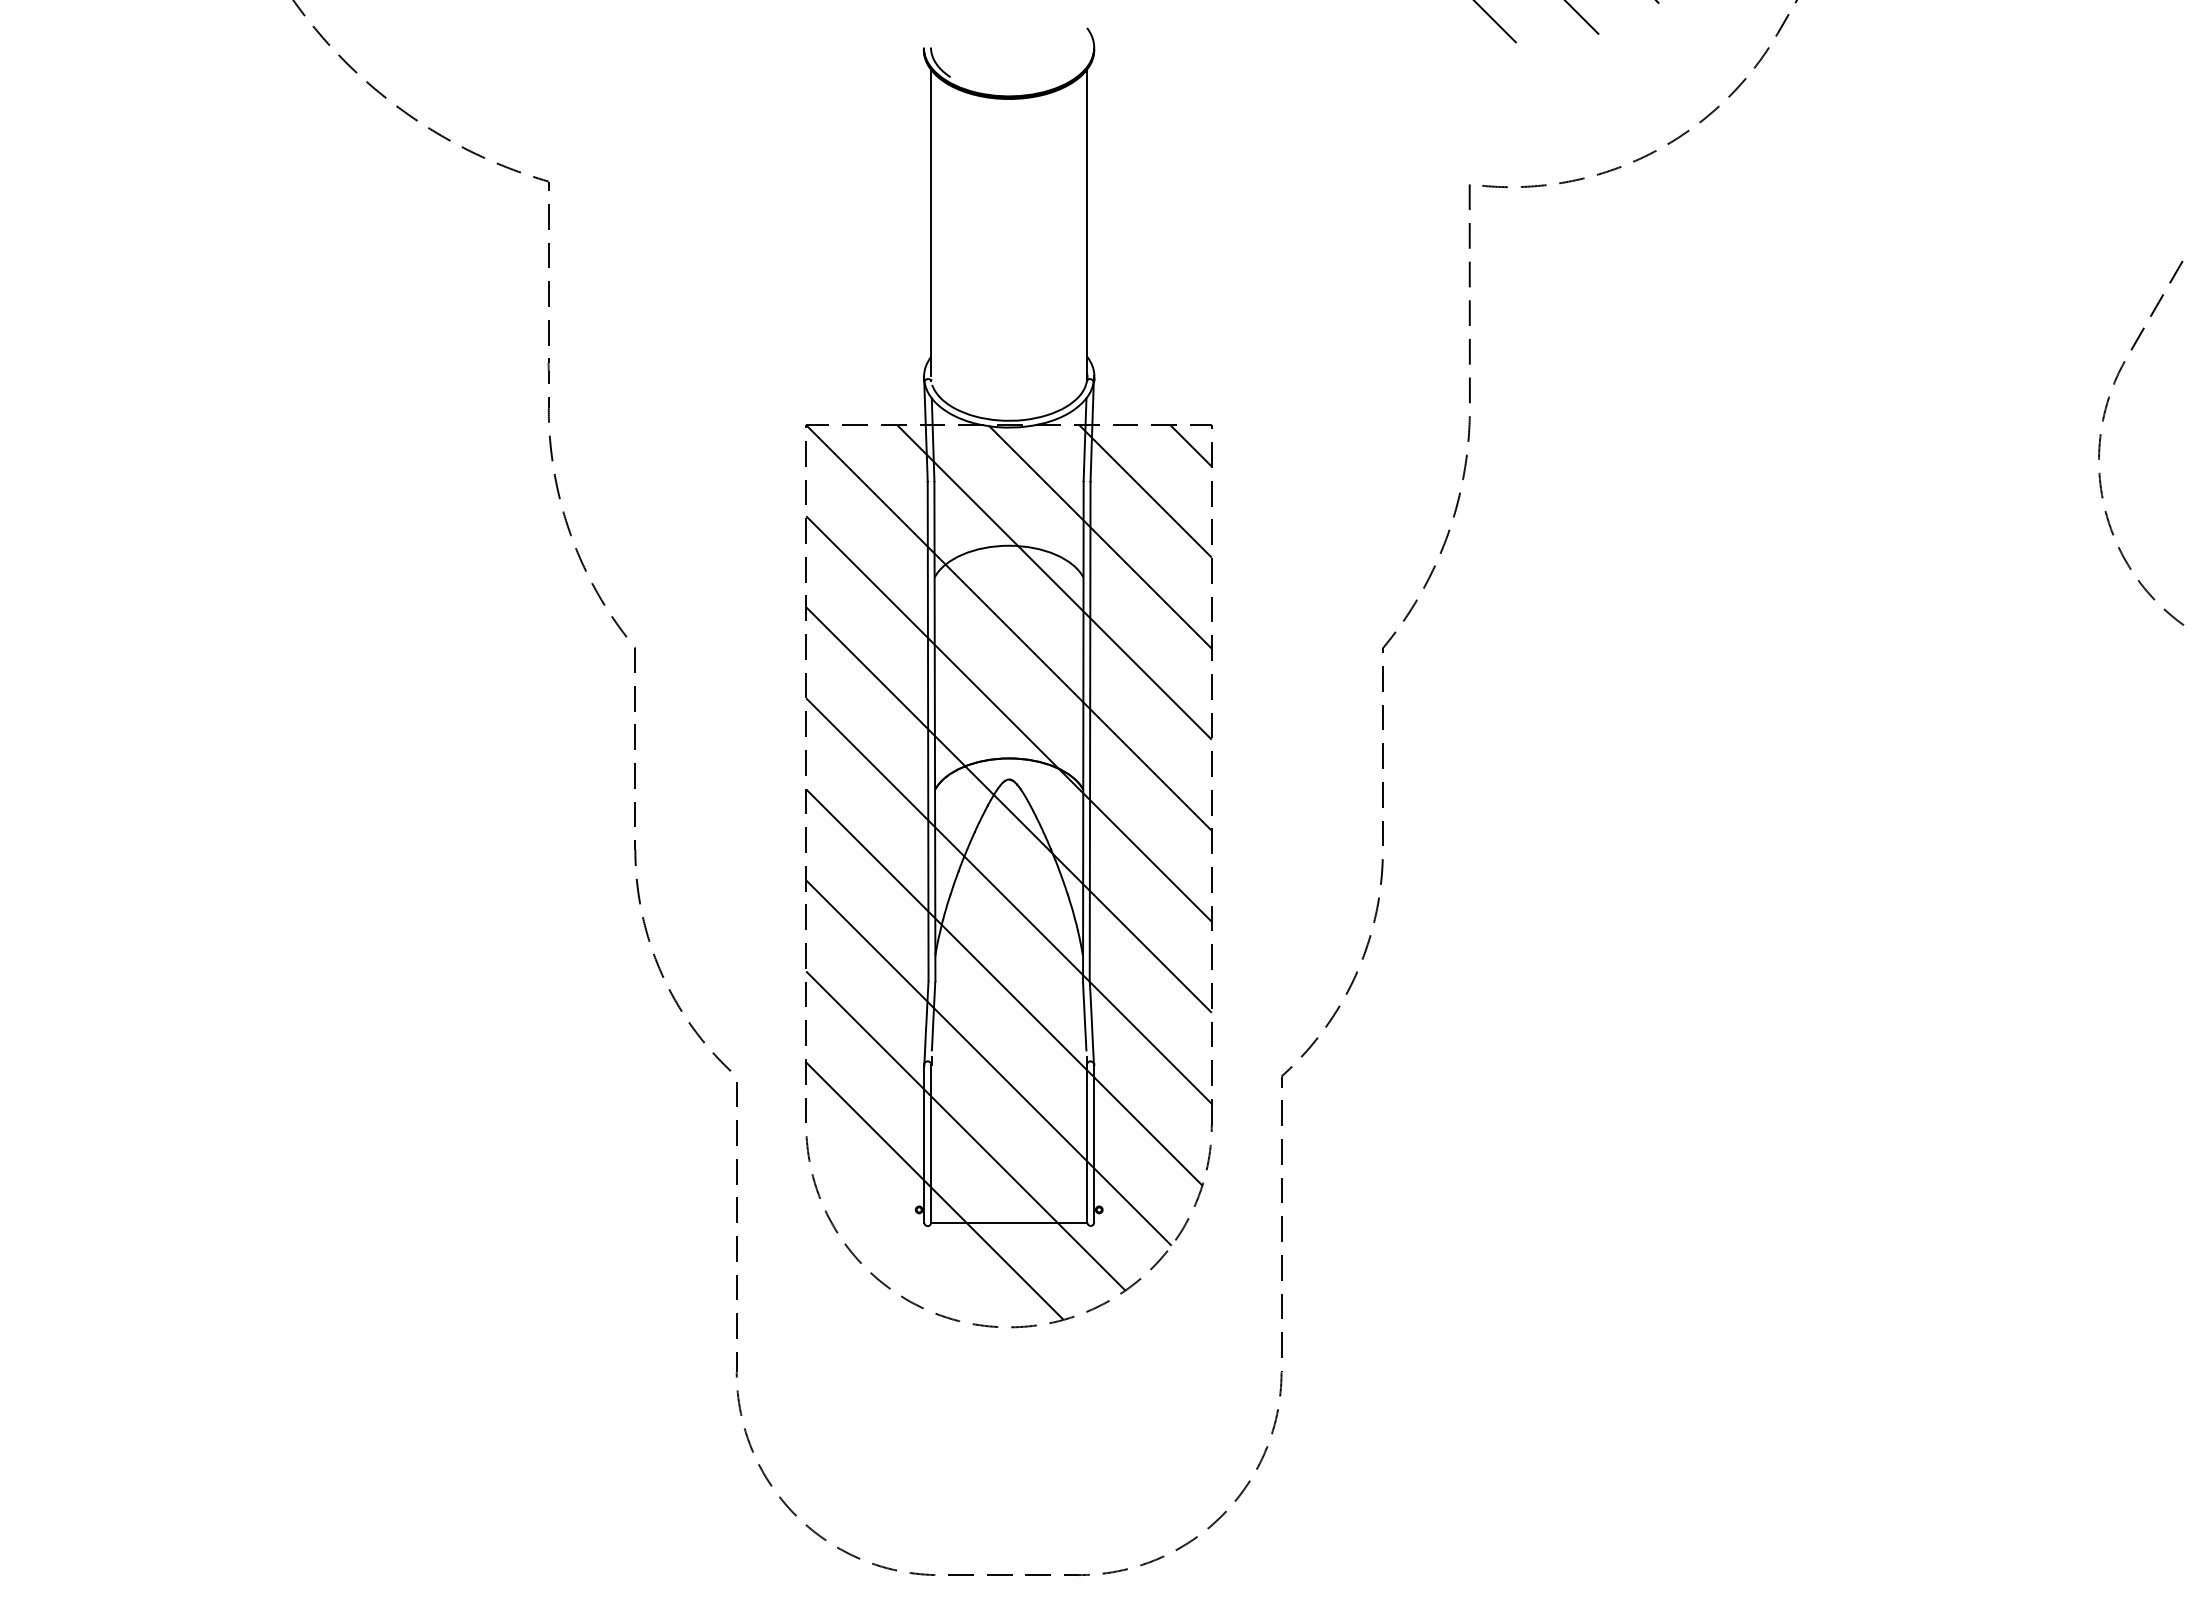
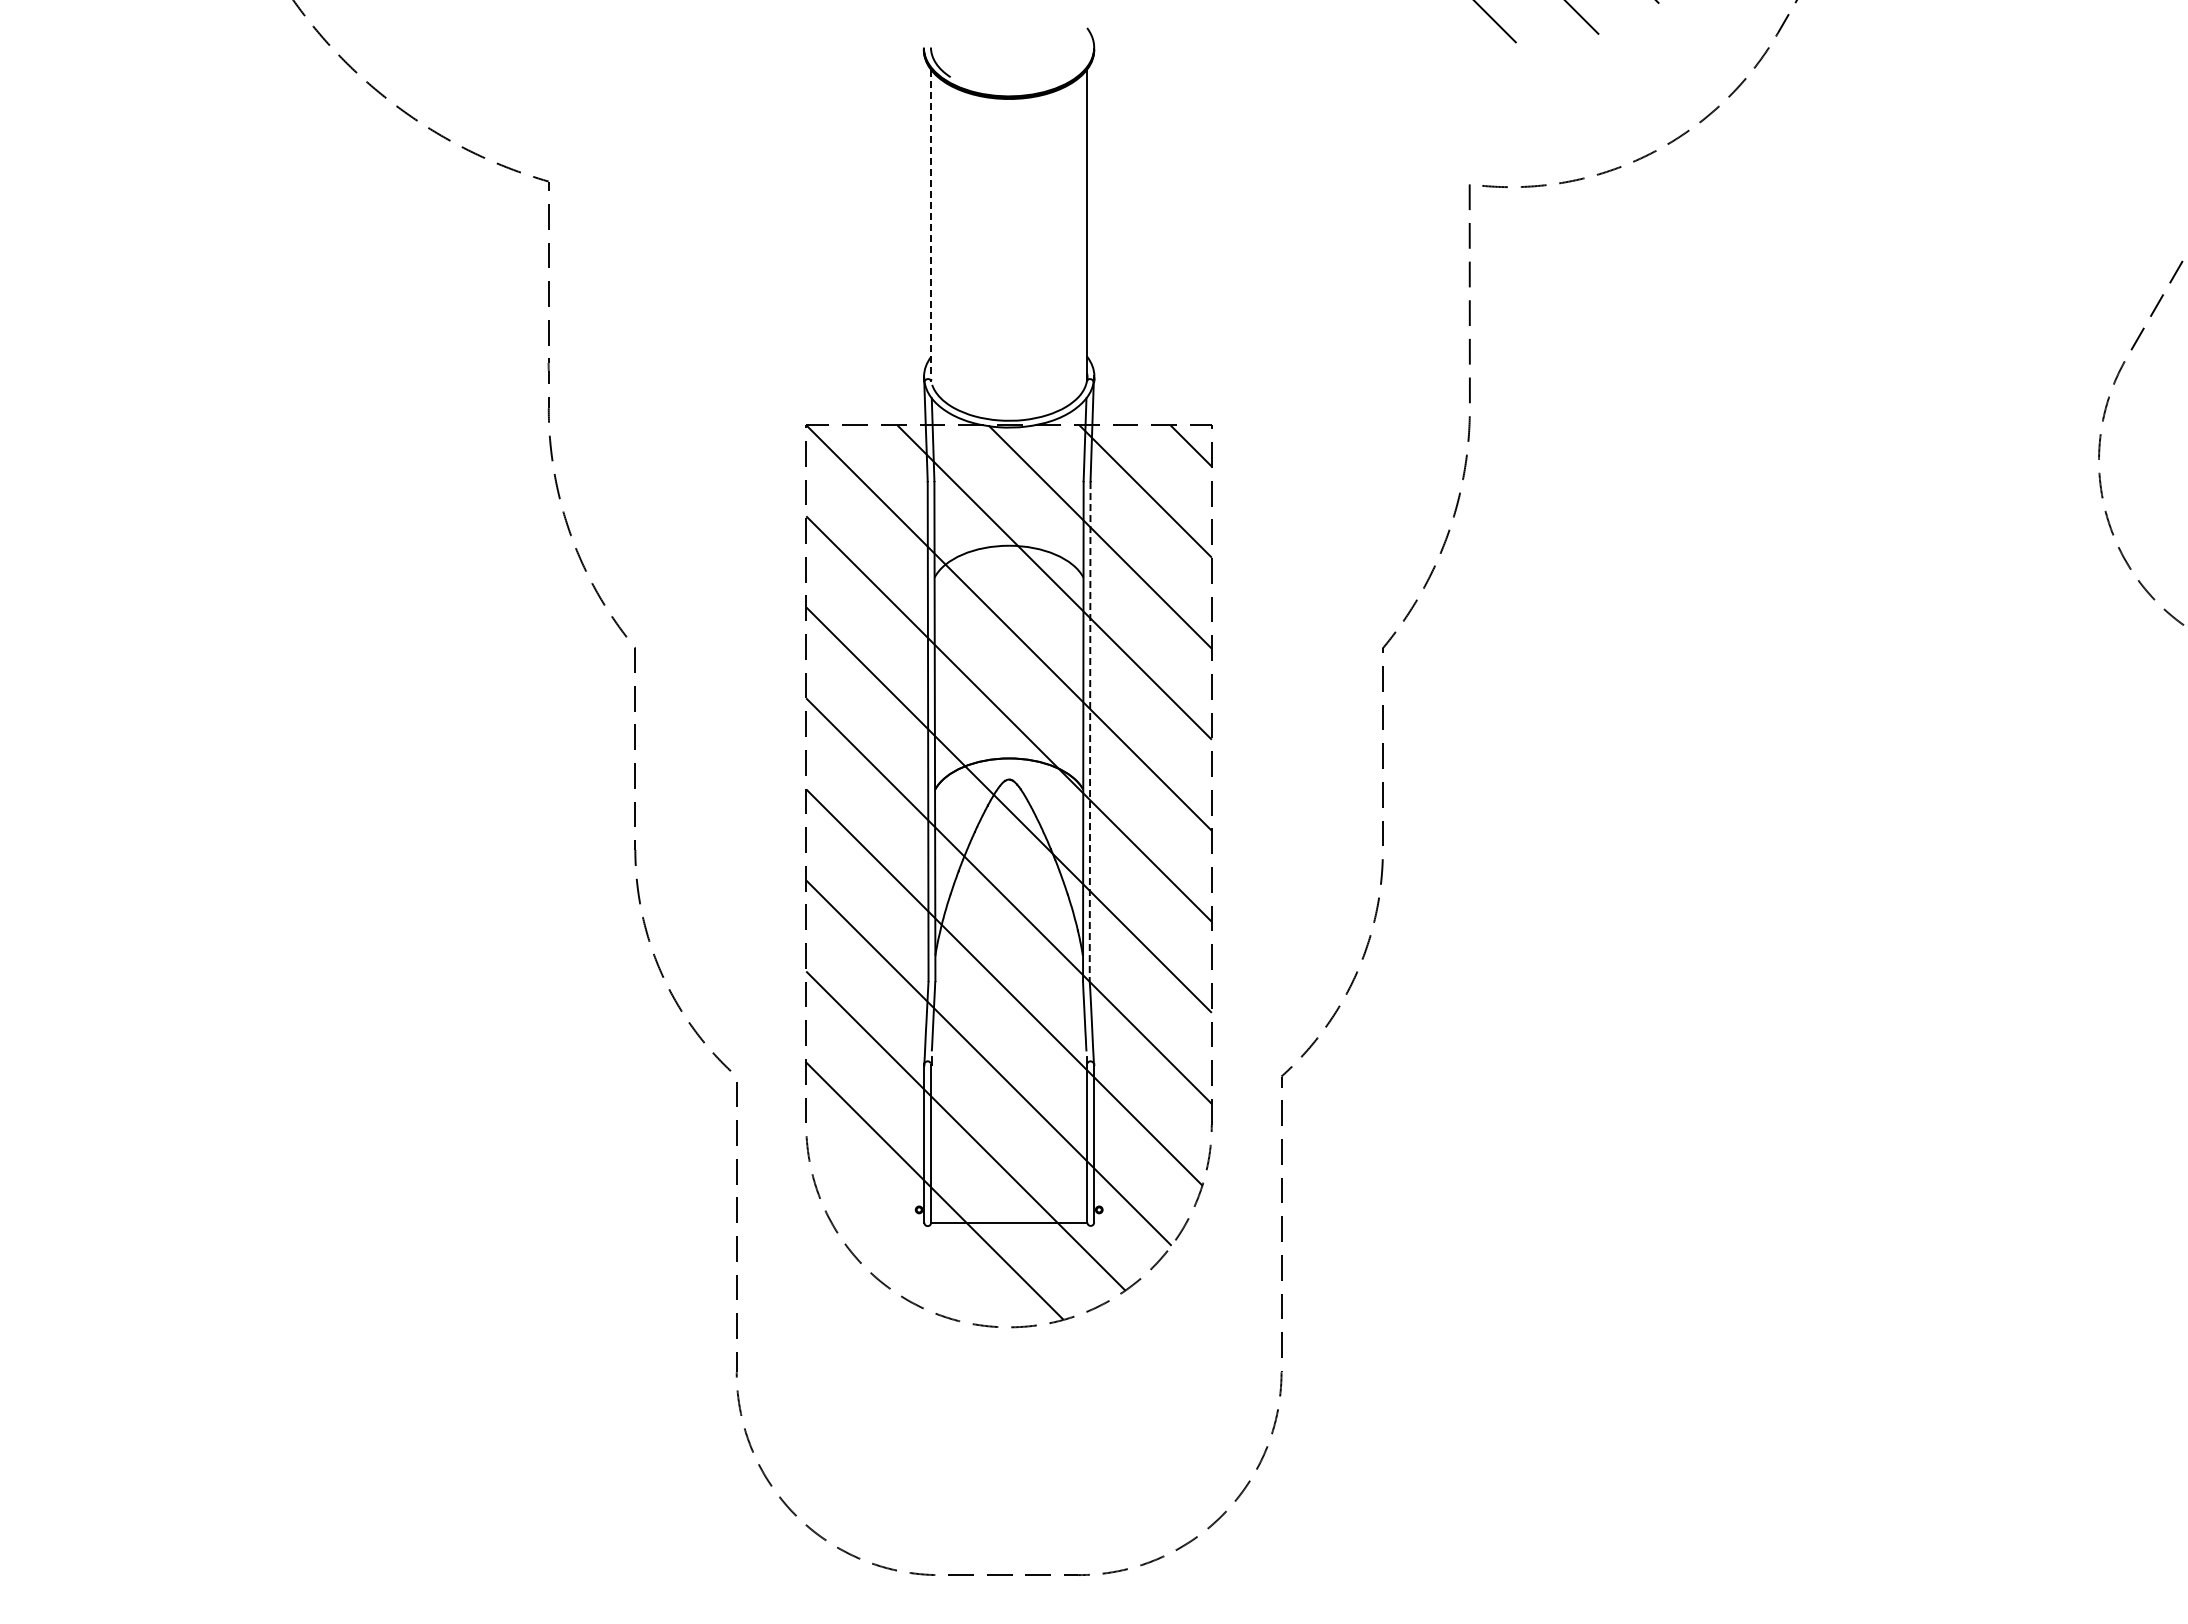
line: solid -> dashed (930, 223)
line: solid -> dashed (1090, 732)
